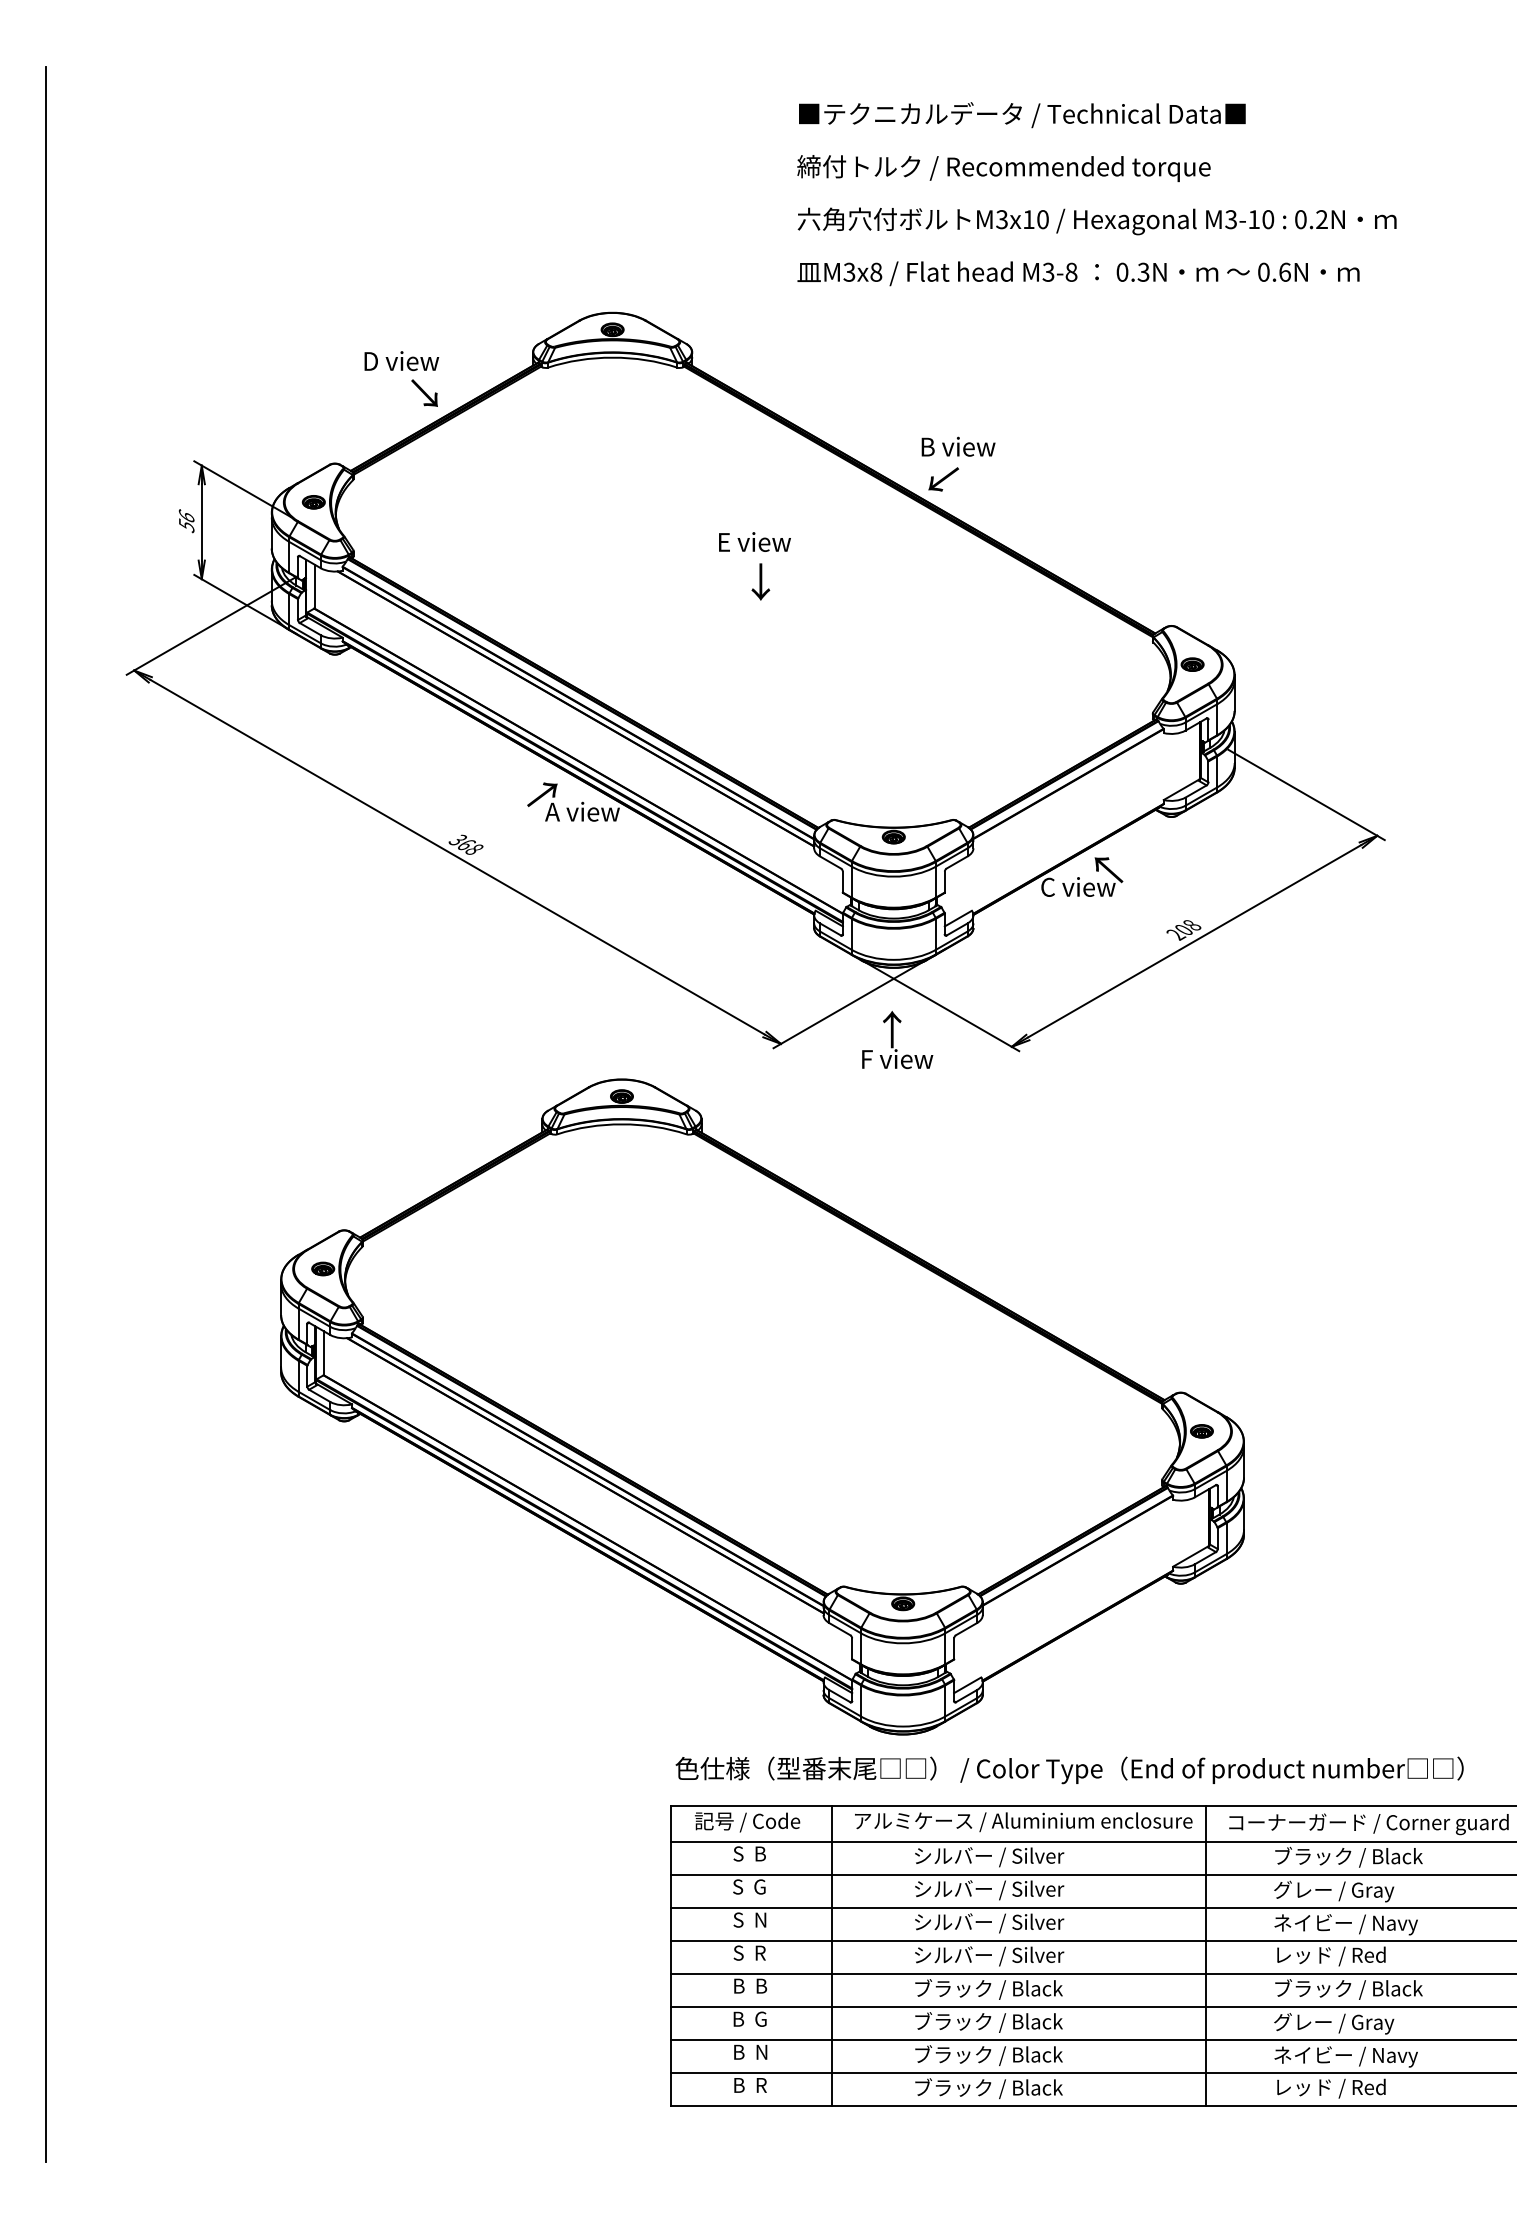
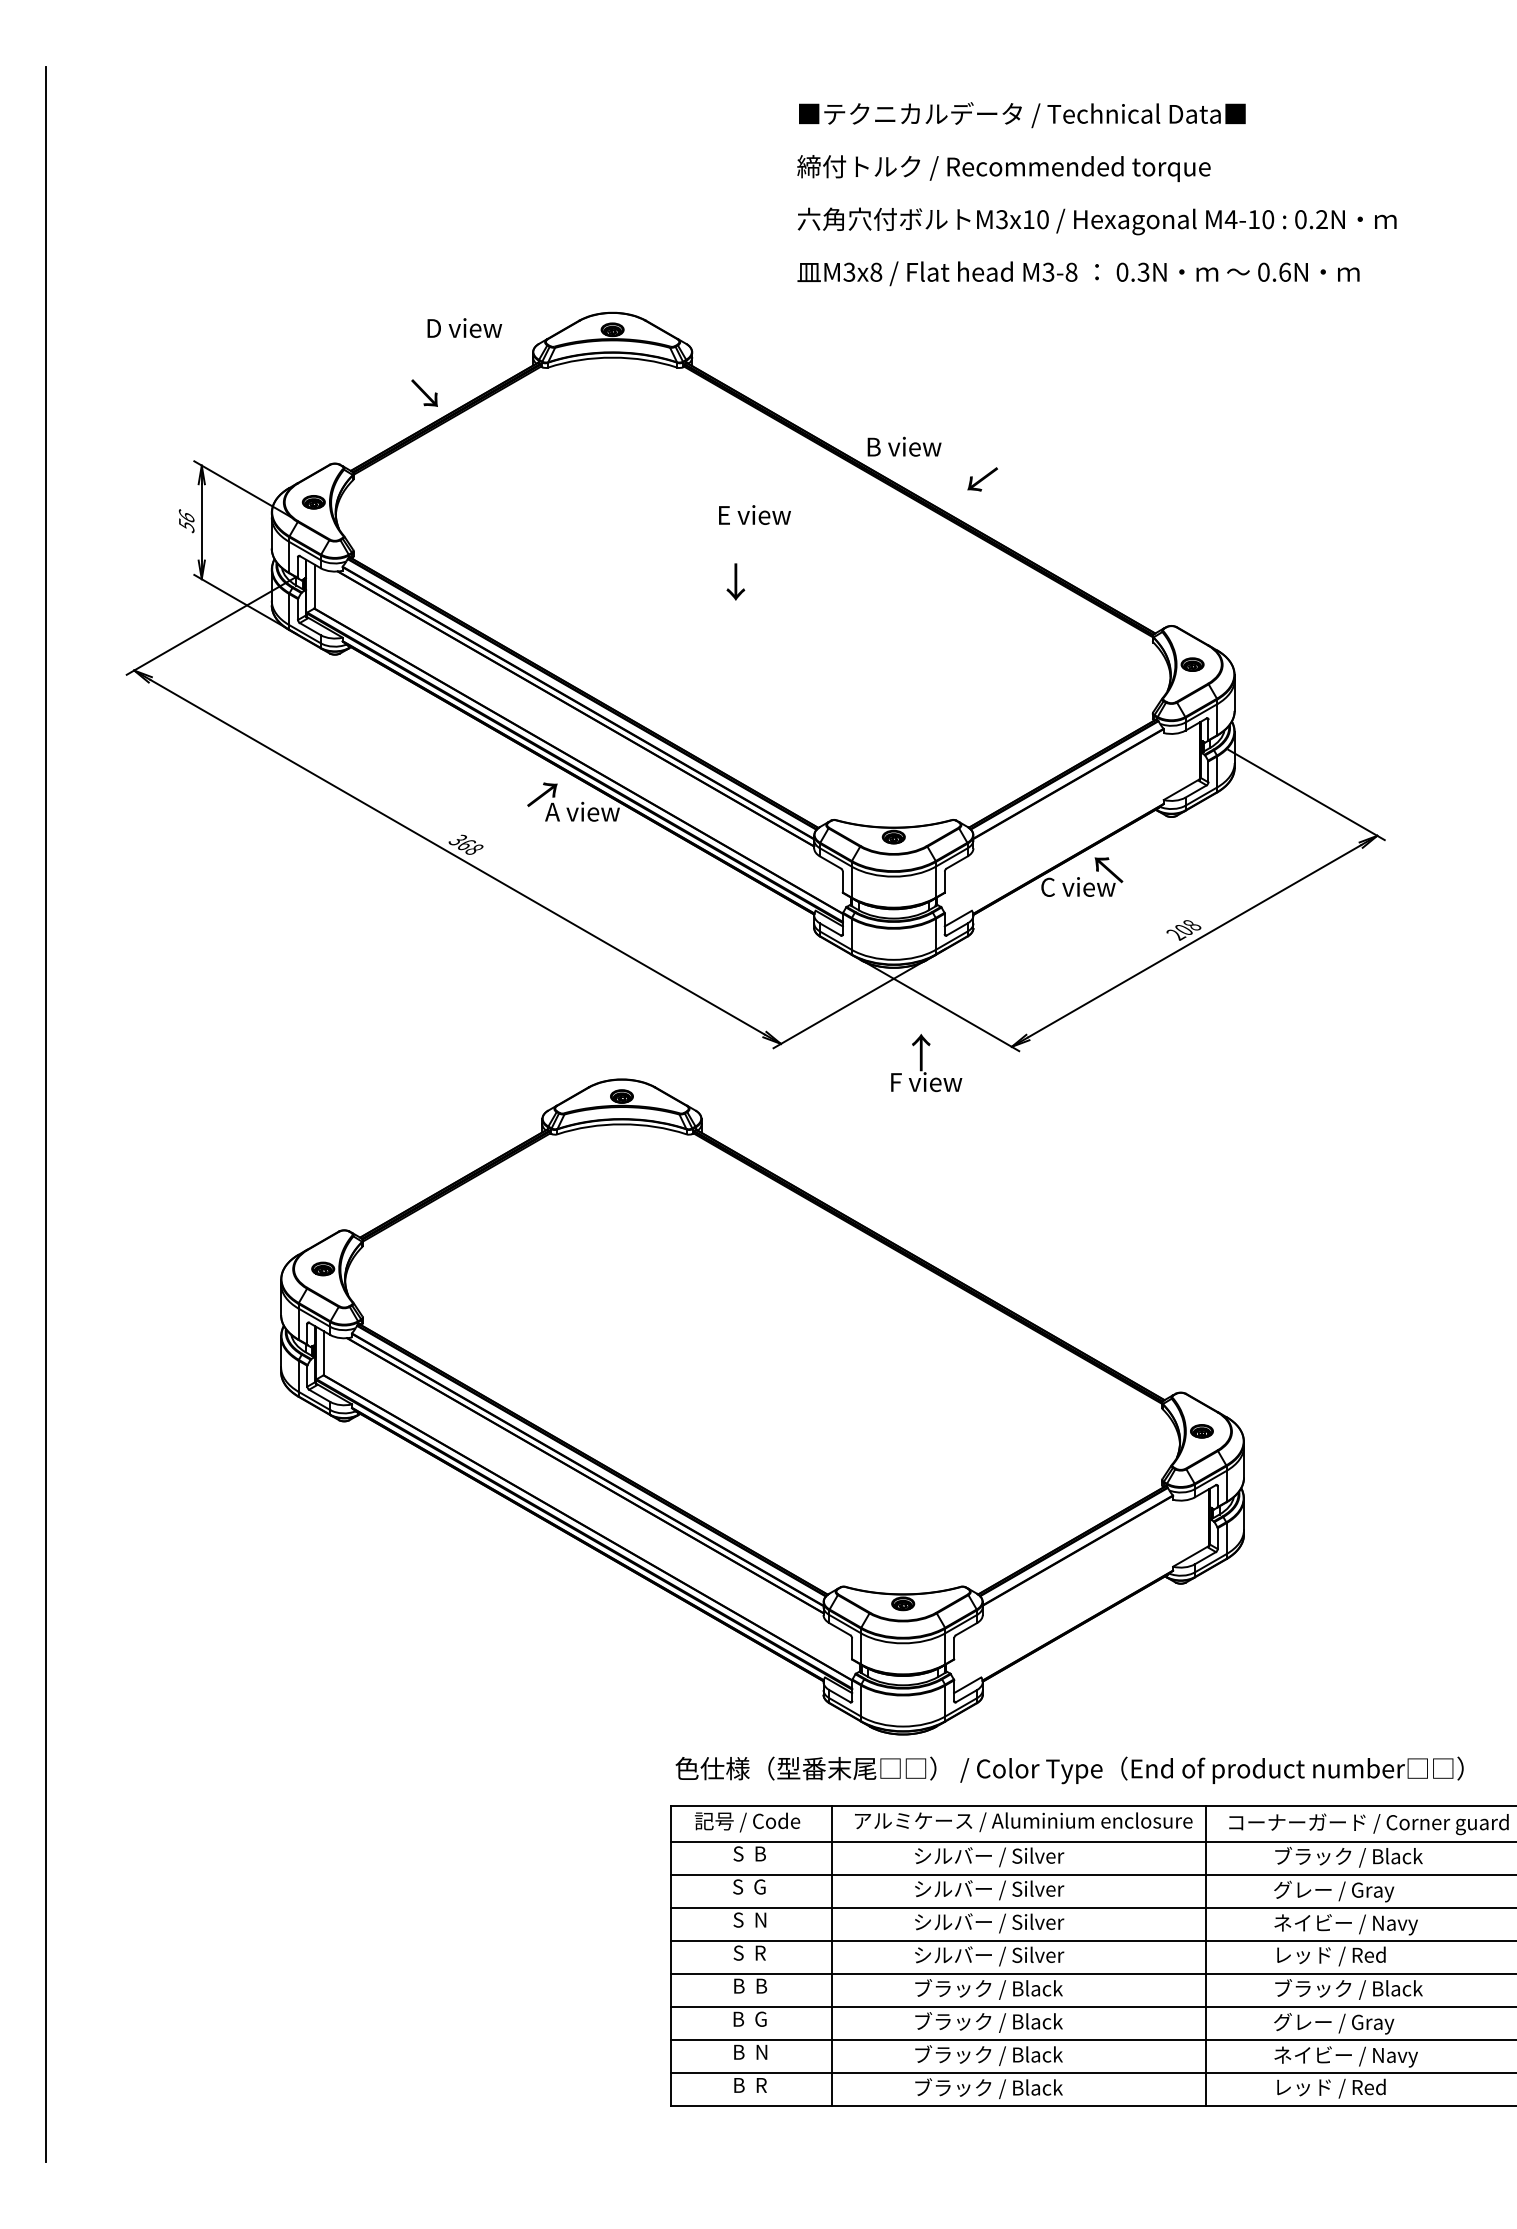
text: M3-10 -> M4-10 (1230, 219)
text position: (401, 361) -> (464, 328) (464, 328)
text position: (958, 446) -> (904, 446) (904, 446)
text position: (943, 479) -> (982, 479) (982, 479)
text position: (754, 541) -> (754, 514) (754, 514)
text position: (760, 581) -> (735, 581) (735, 581)
text position: (897, 1040) -> (926, 1063) (926, 1063)
